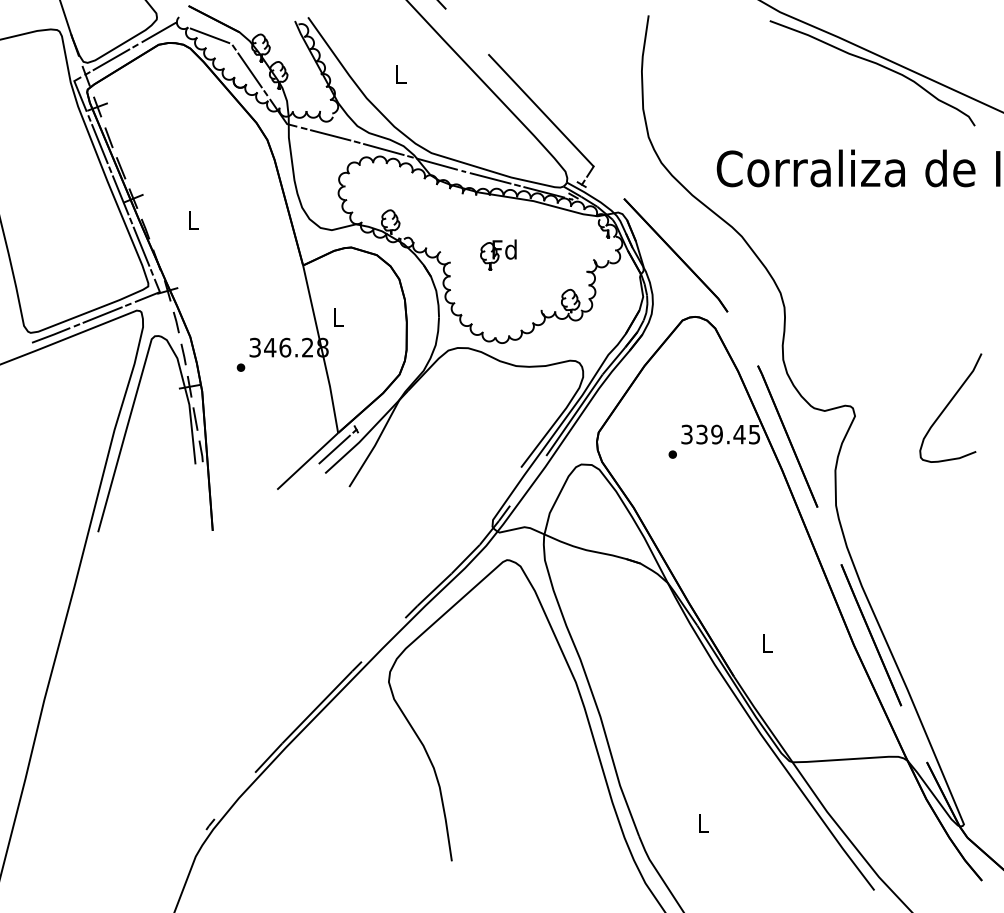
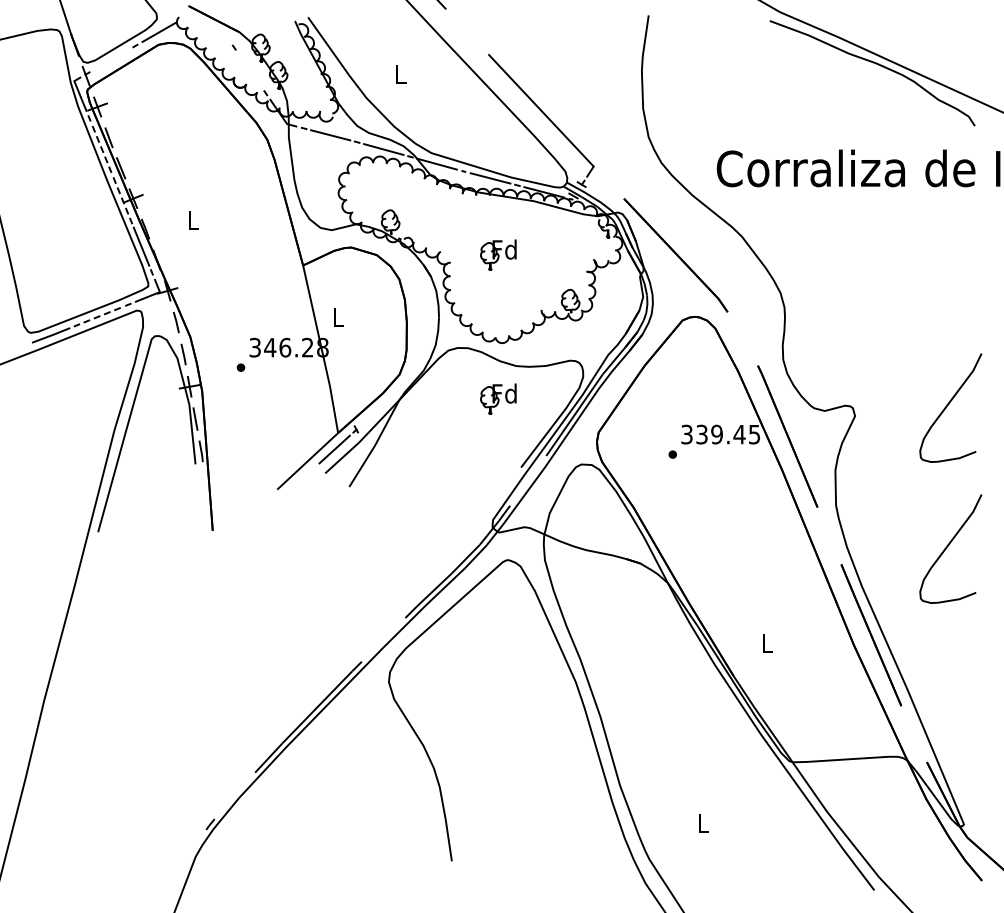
line: present -> none (209, 35)
line: present -> none (111, 59)
line: present -> none (249, 70)
line: solid -> dashed (99, 144)
line: solid -> dashed (120, 195)
line: solid -> dashed (102, 315)
part: none -> present (498, 398)
curve: none -> present (948, 546)
